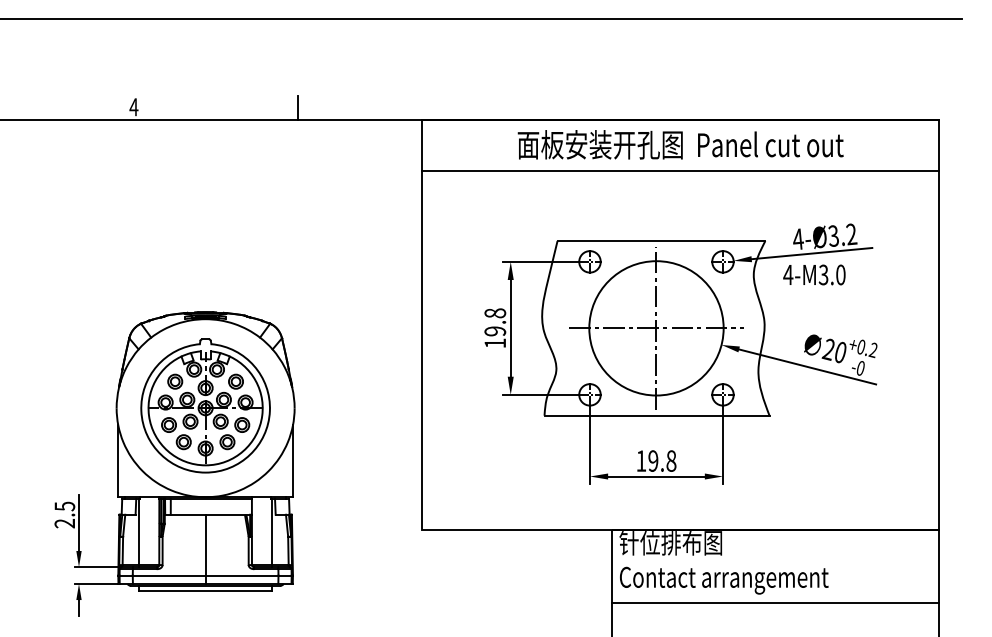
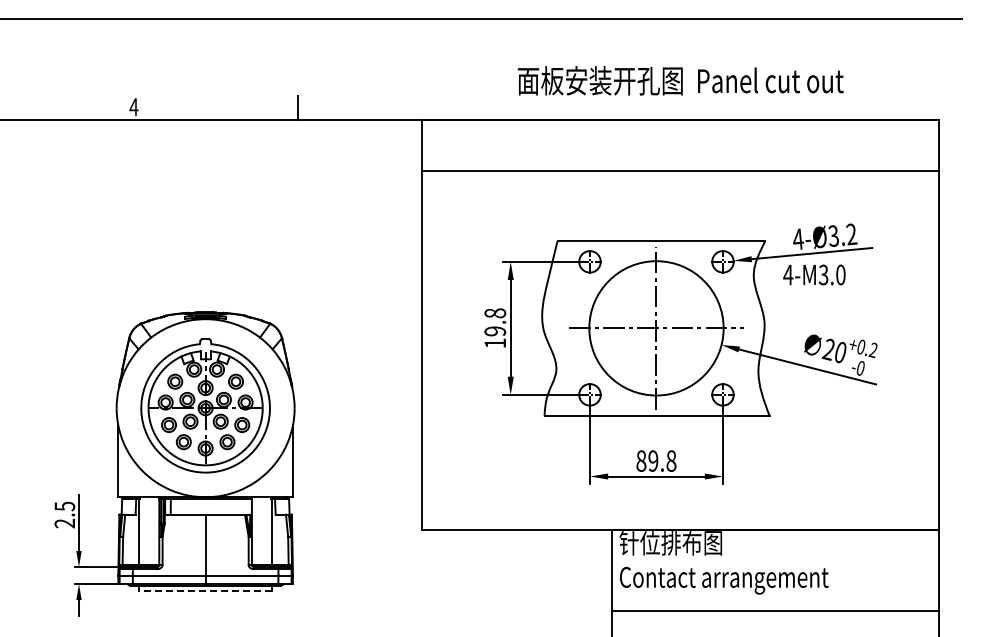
text position: (680, 144) -> (680, 80) (680, 80)
text: 19.8 -> 89.8 (641, 460)
line: solid -> dashed (205, 590)
line position: (775, 602) -> (775, 610) (775, 610)
